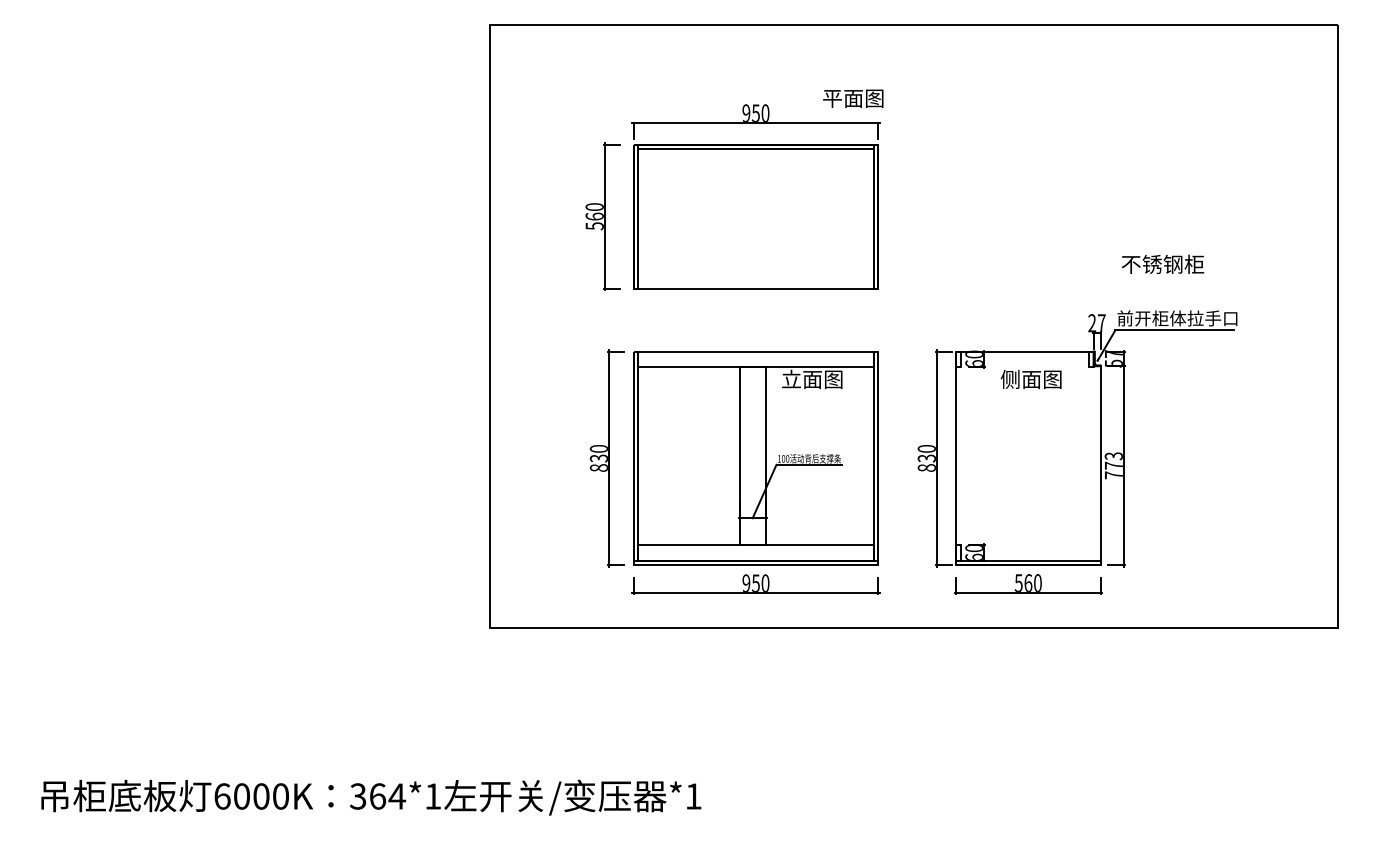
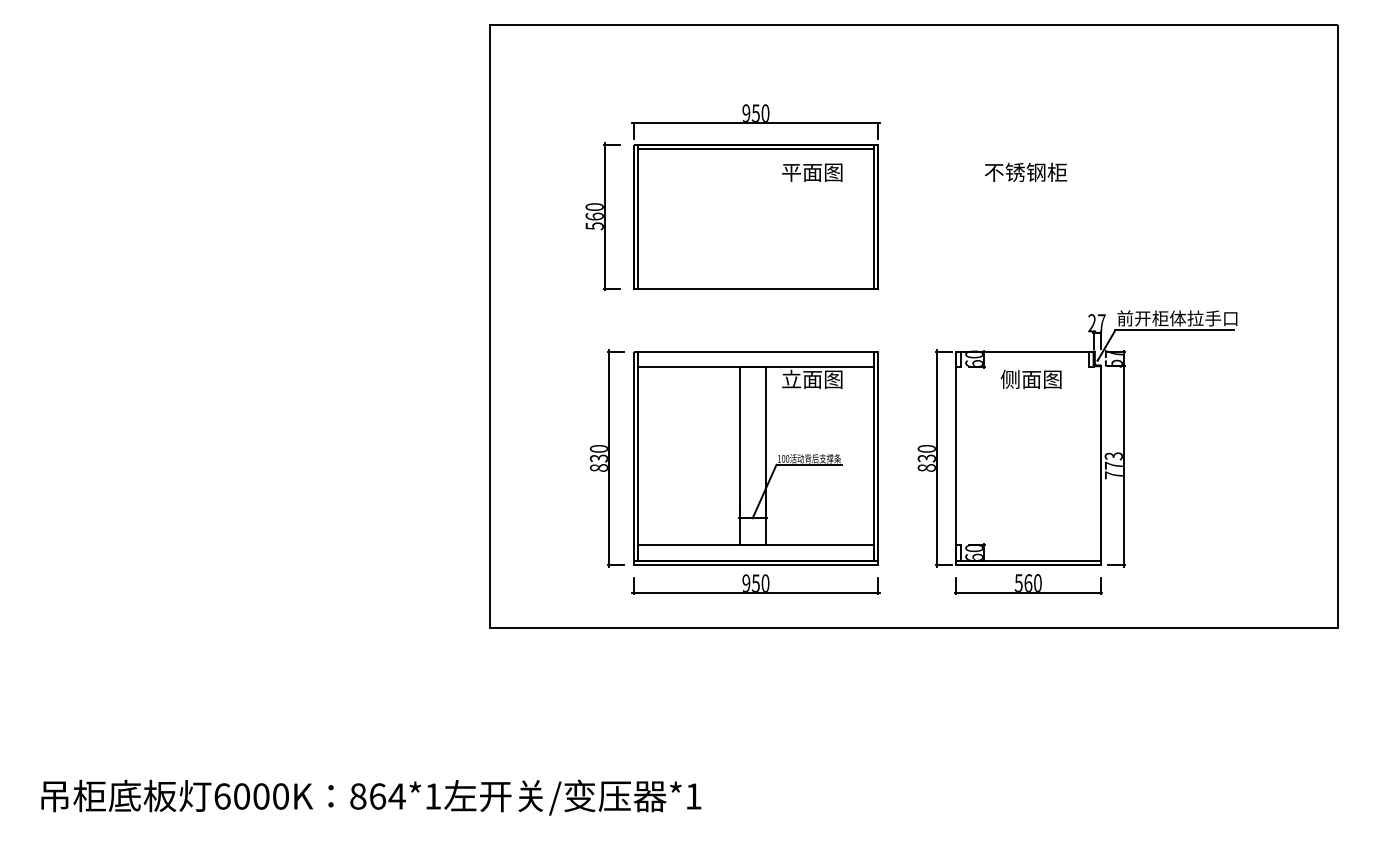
text position: (853, 98) -> (812, 172) (812, 172)
text position: (1163, 263) -> (1026, 171) (1026, 171)
text: 364*1 -> 864*1 (357, 796)
